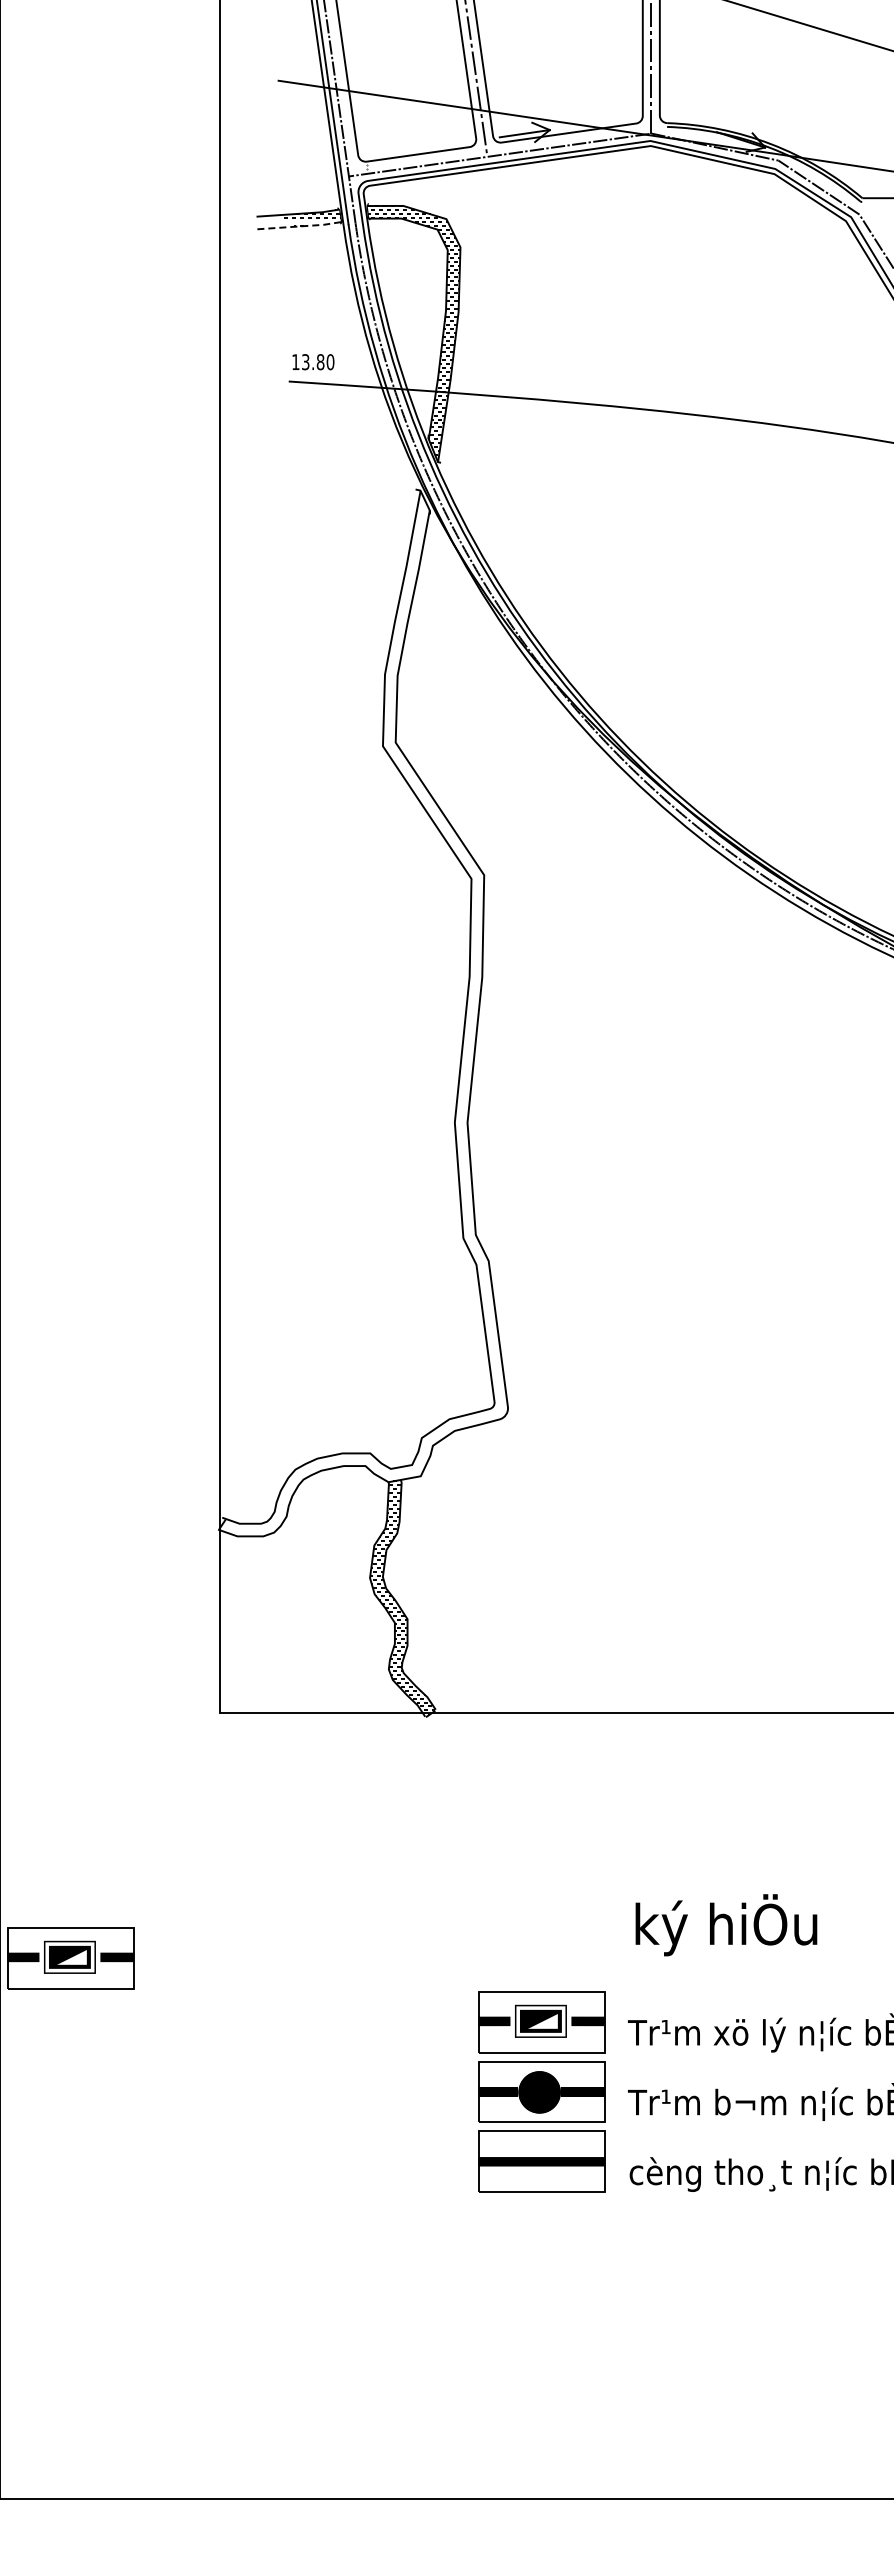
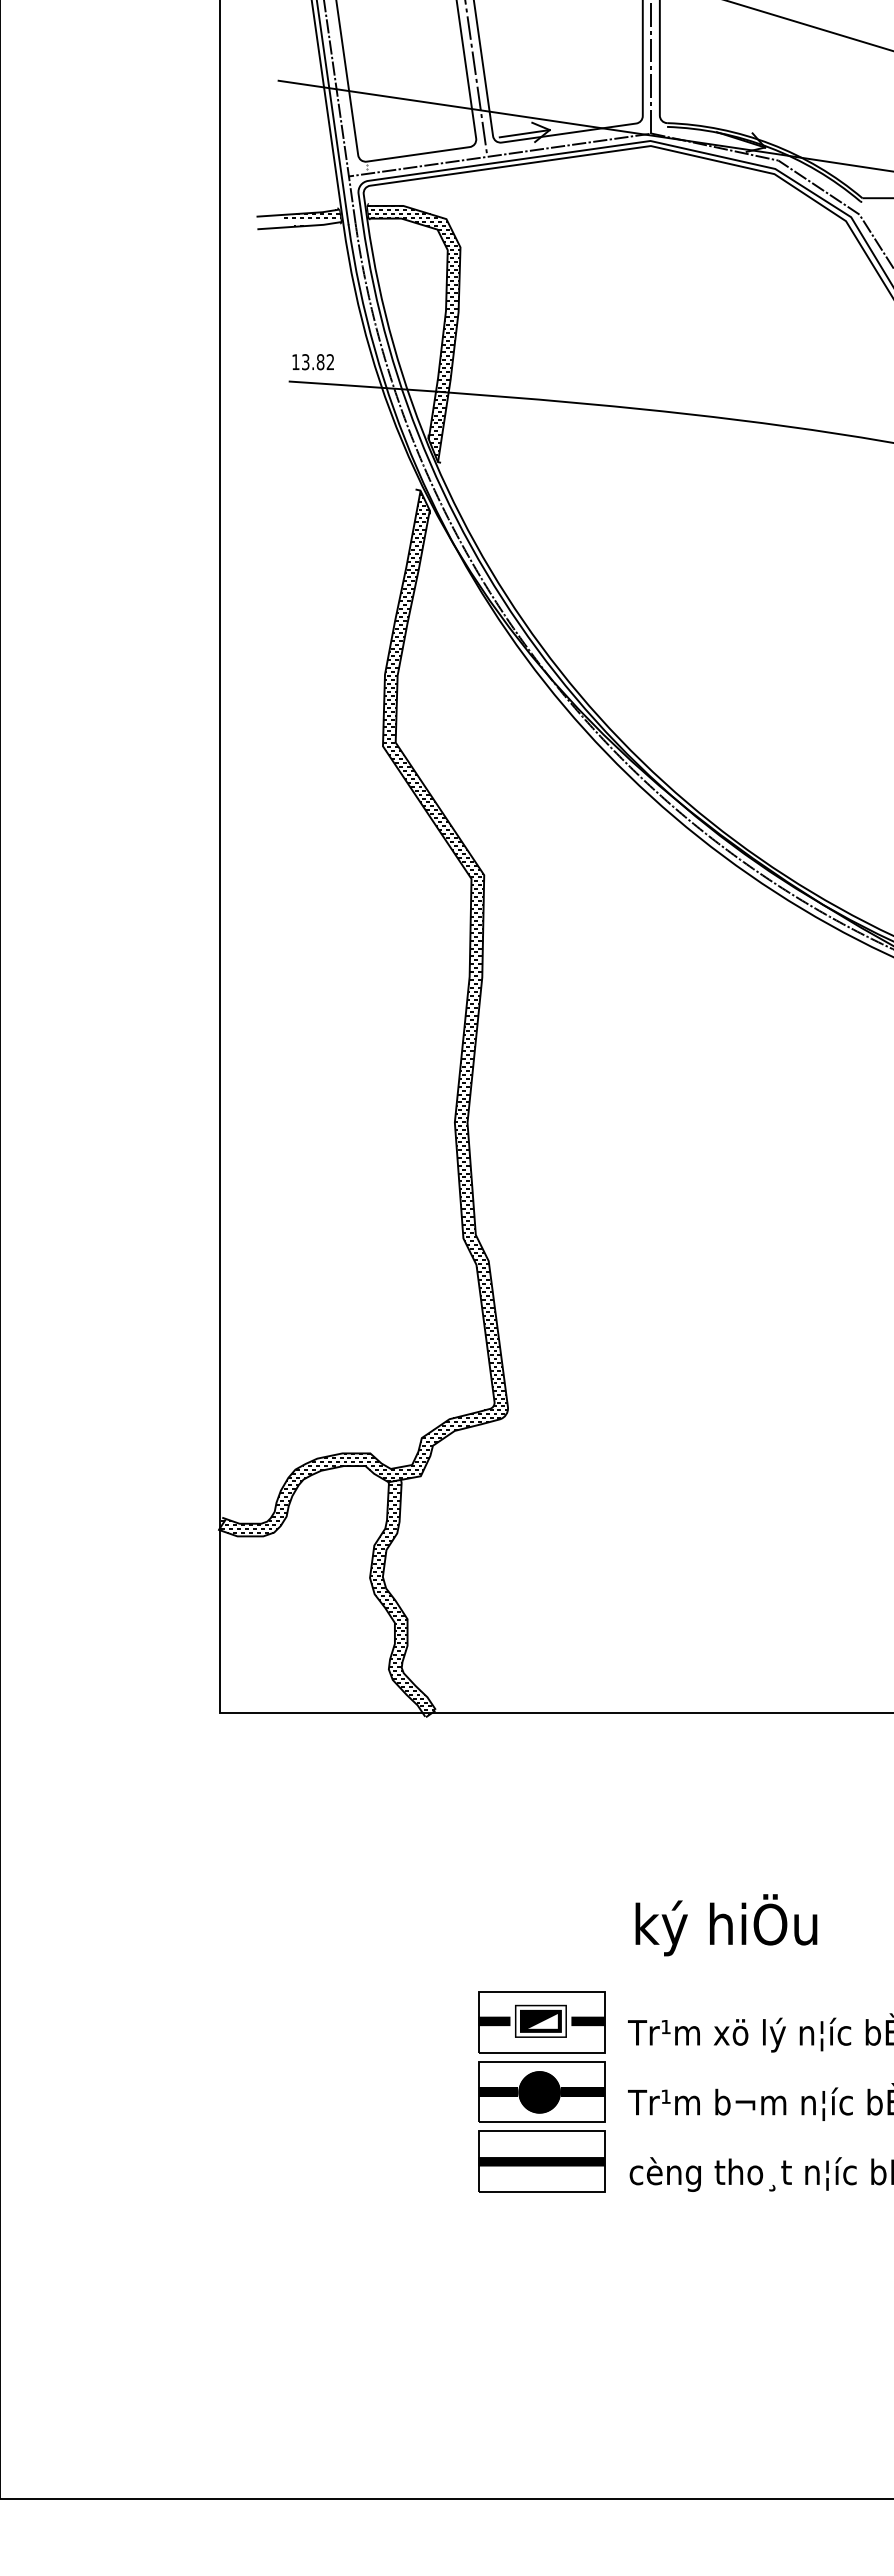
line: dashed -> solid (300, 226)
text: 13.80 -> 13.82 (330, 362)
hatch: none -> present (363, 1013)
part: present -> none (70, 1958)
